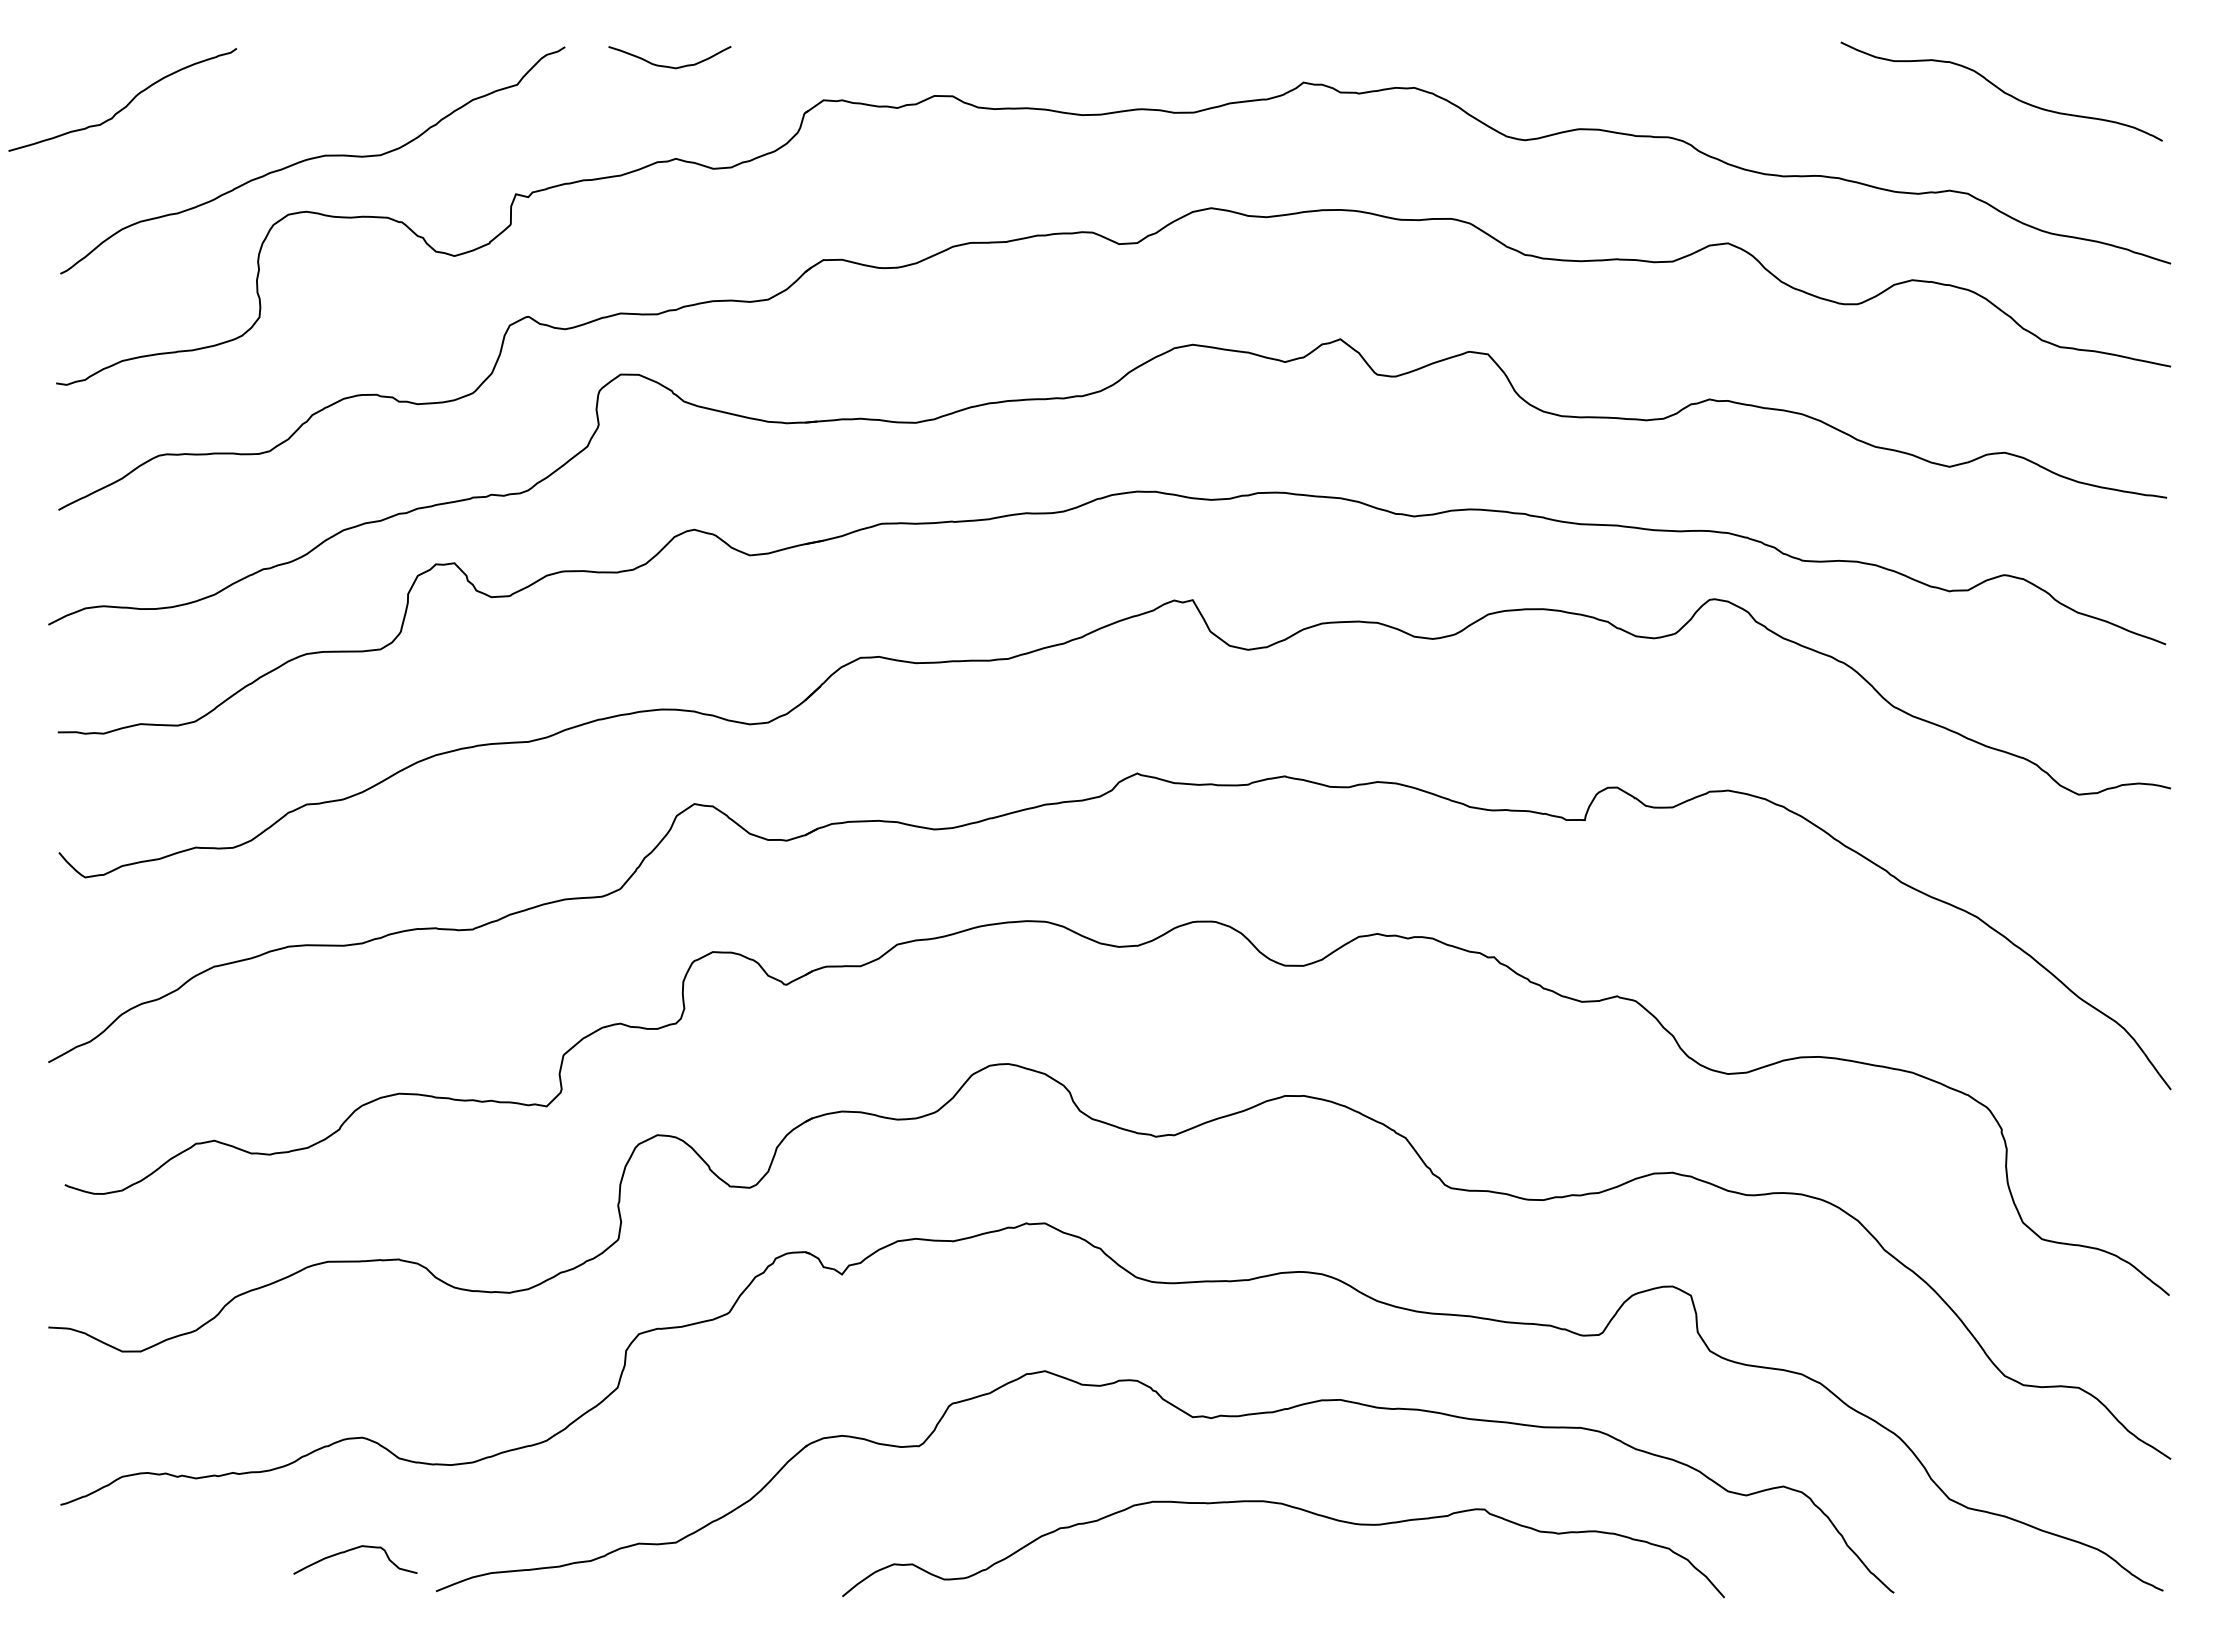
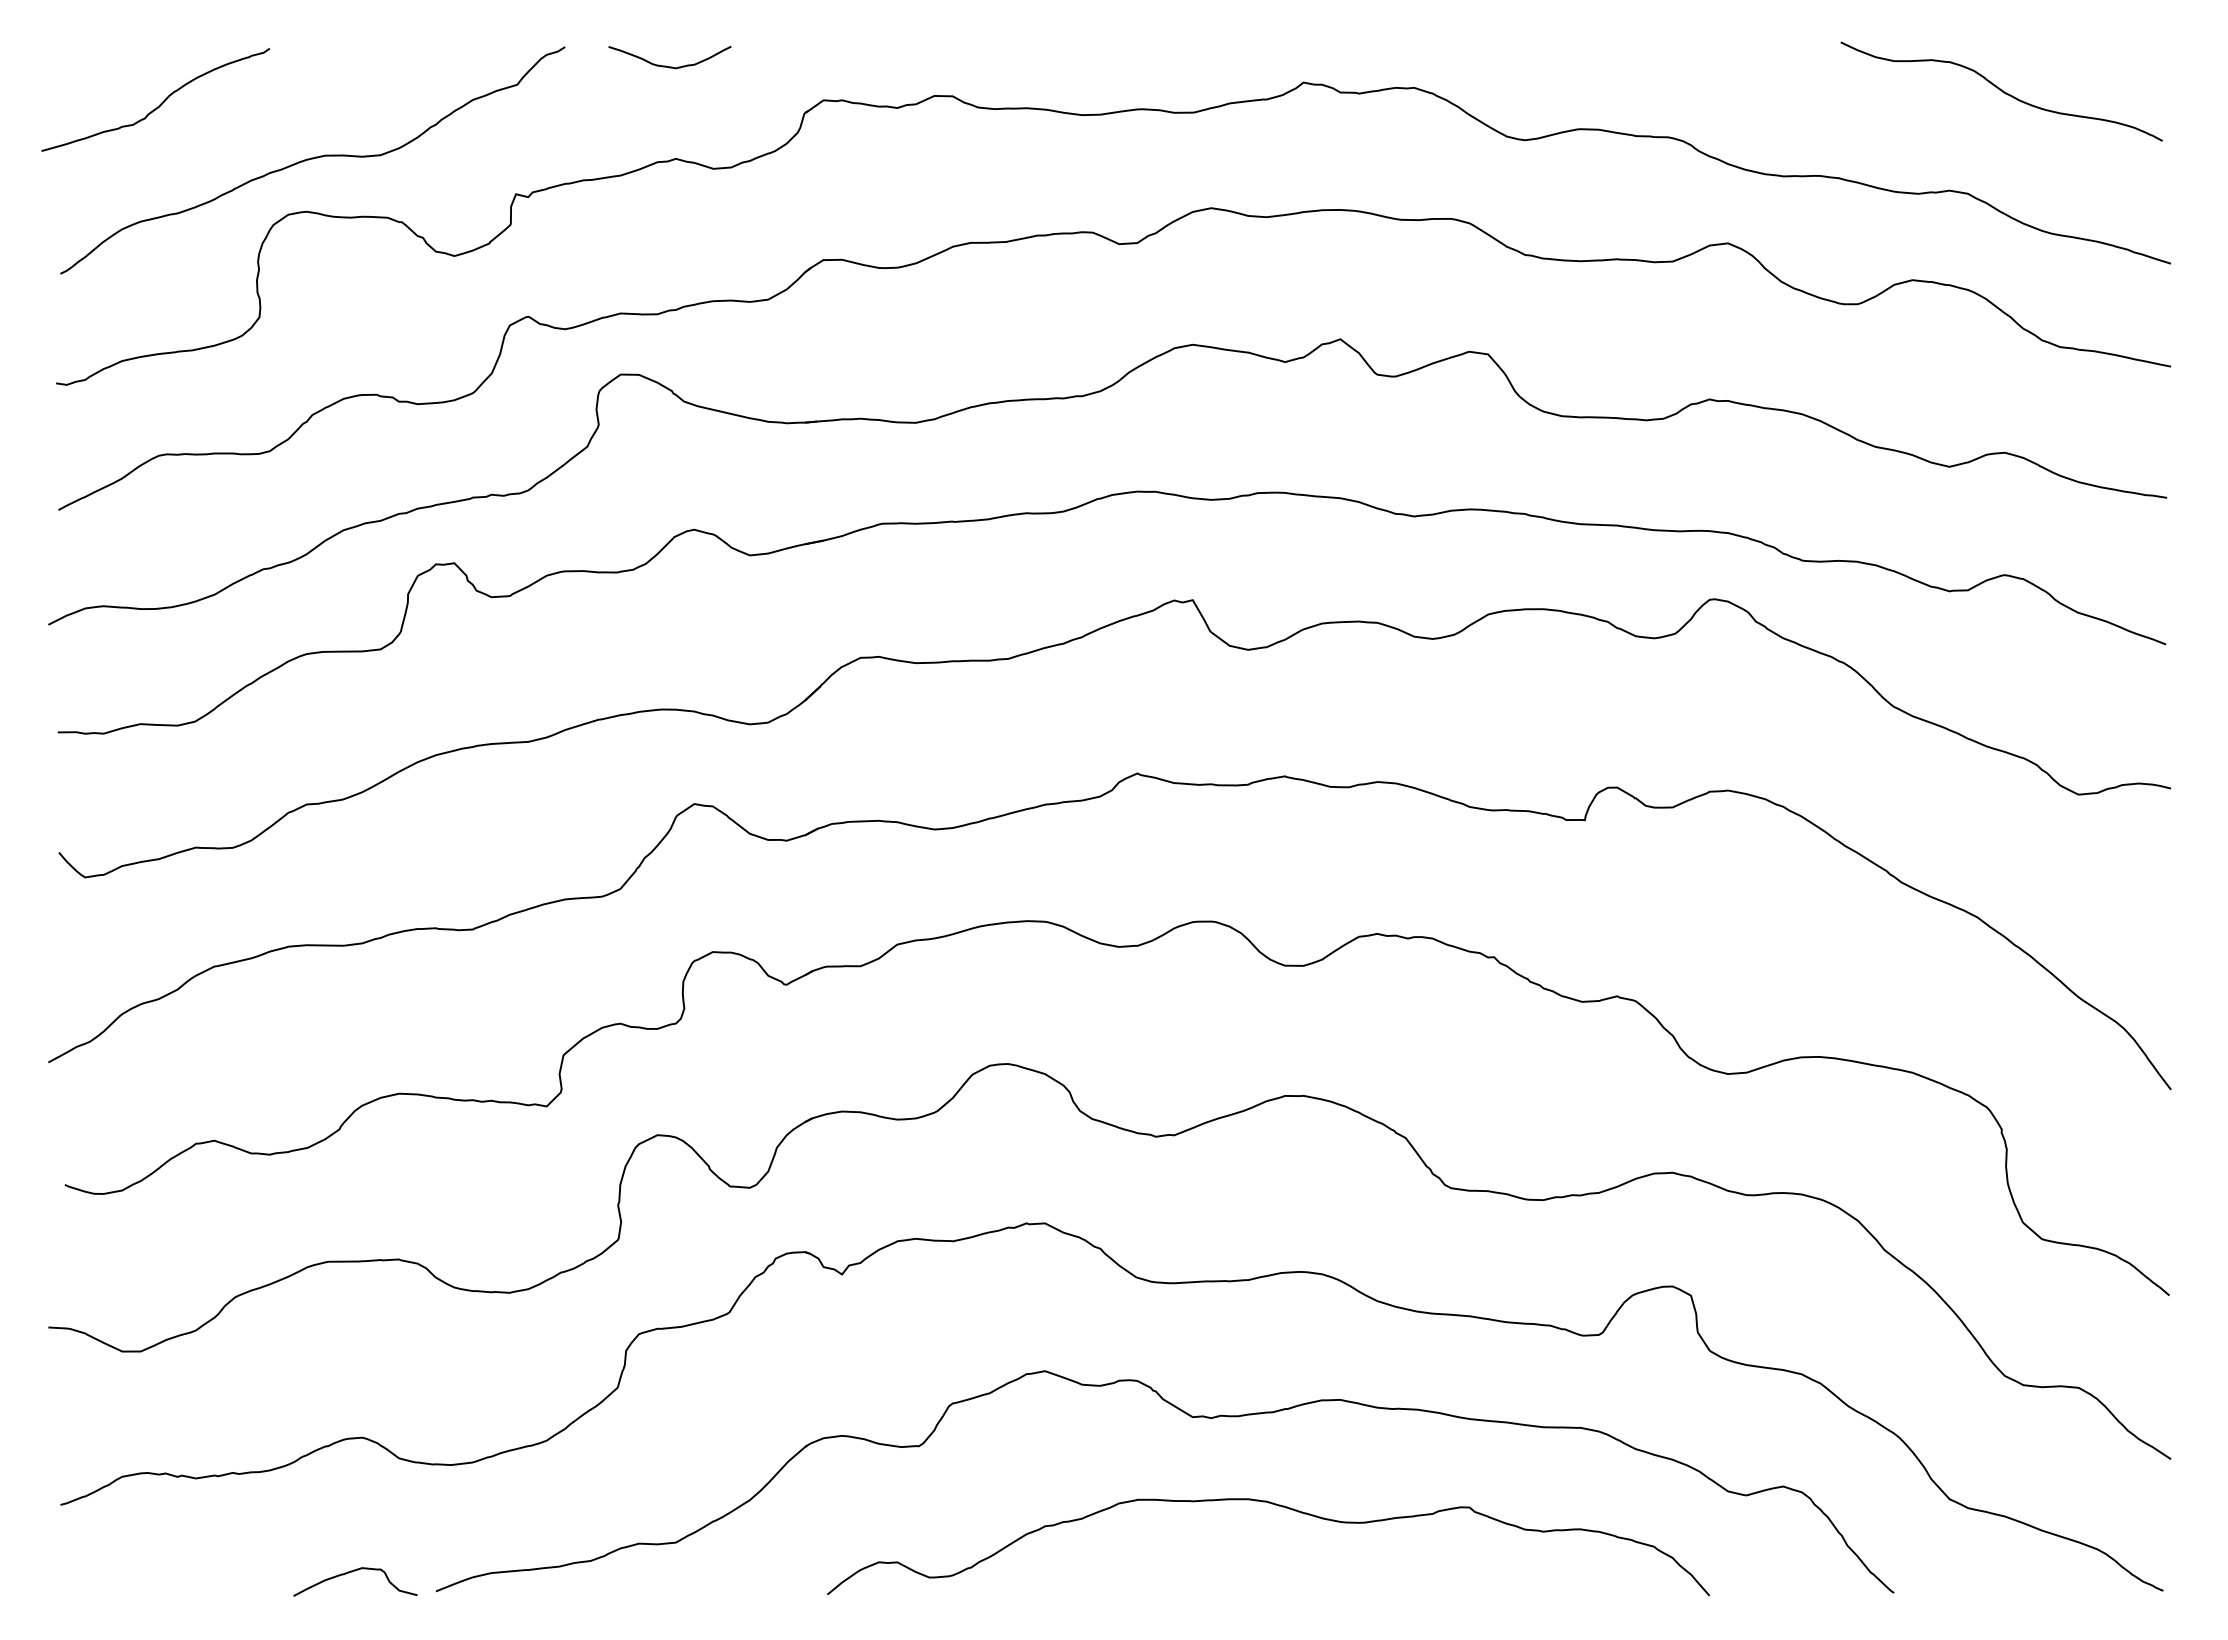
curve position: (127, 103) -> (160, 103) (160, 103)
curve position: (1293, 1508) -> (1278, 1506) (1278, 1506)
curve position: (352, 1550) -> (352, 1572) (352, 1572)
